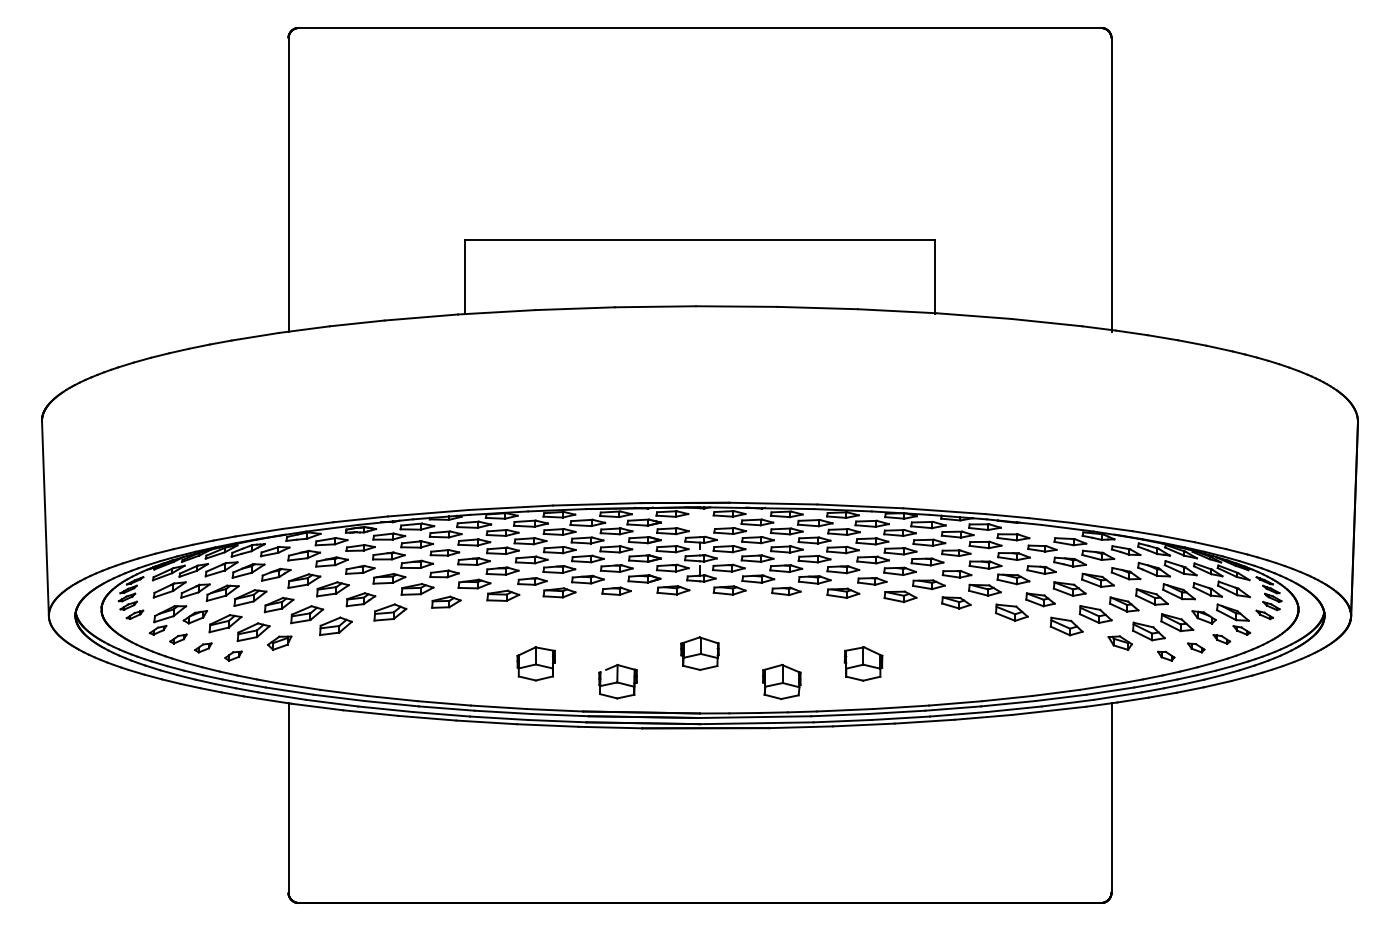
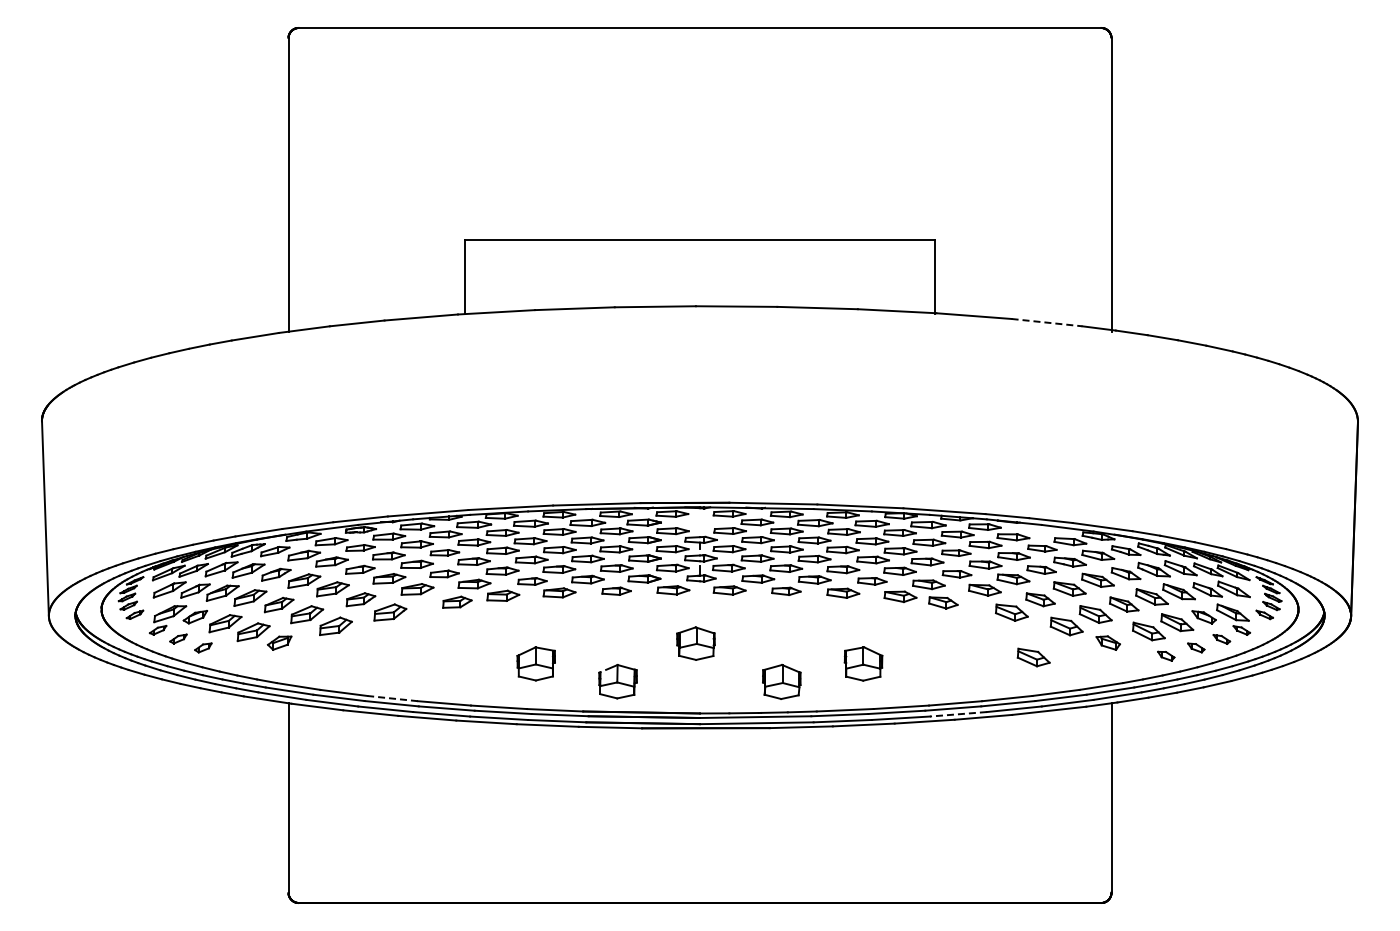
line: solid -> dashed (1047, 322)
part position: (446, 601) -> (457, 601) (457, 601)
part position: (956, 602) -> (943, 602) (943, 602)
part position: (1119, 642) -> (1107, 642) (1107, 642)
part position: (699, 653) -> (695, 643) (695, 643)
part: present -> none (233, 655)
part: none -> present (1033, 657)
line: solid -> dashed (392, 698)
line: solid -> dashed (958, 714)
